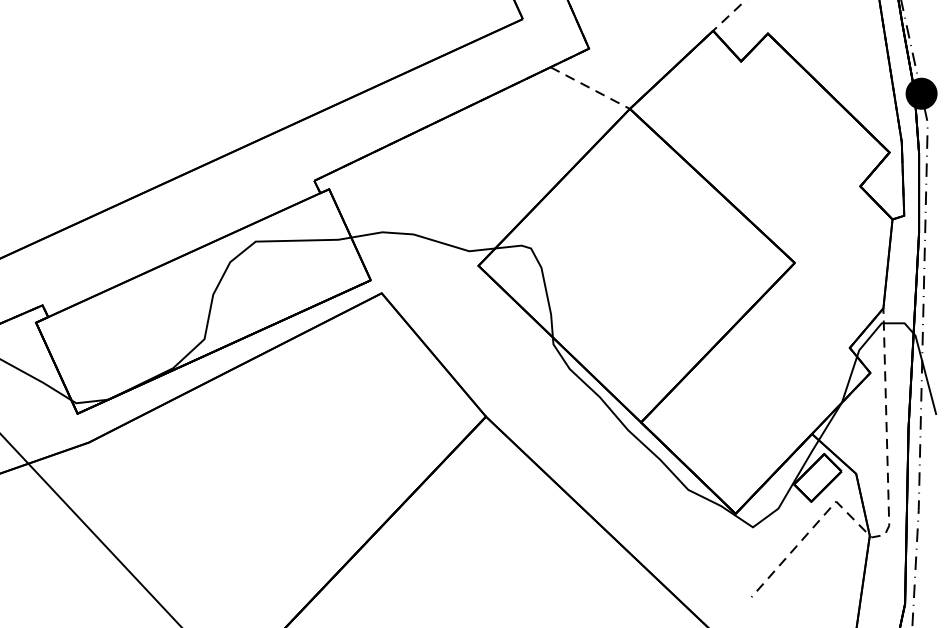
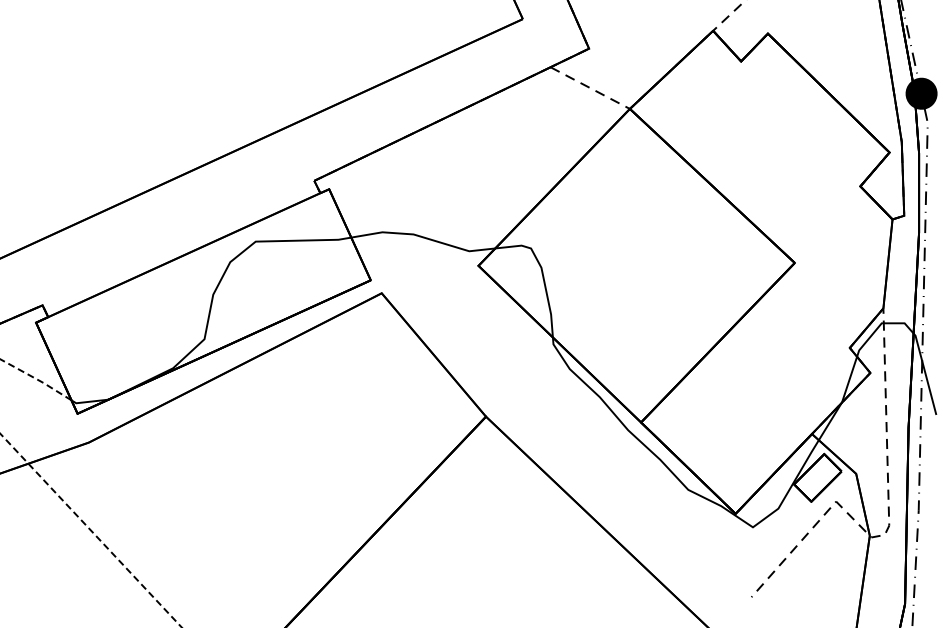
line: solid -> dashed (37, 379)
line: solid -> dashed (91, 530)
